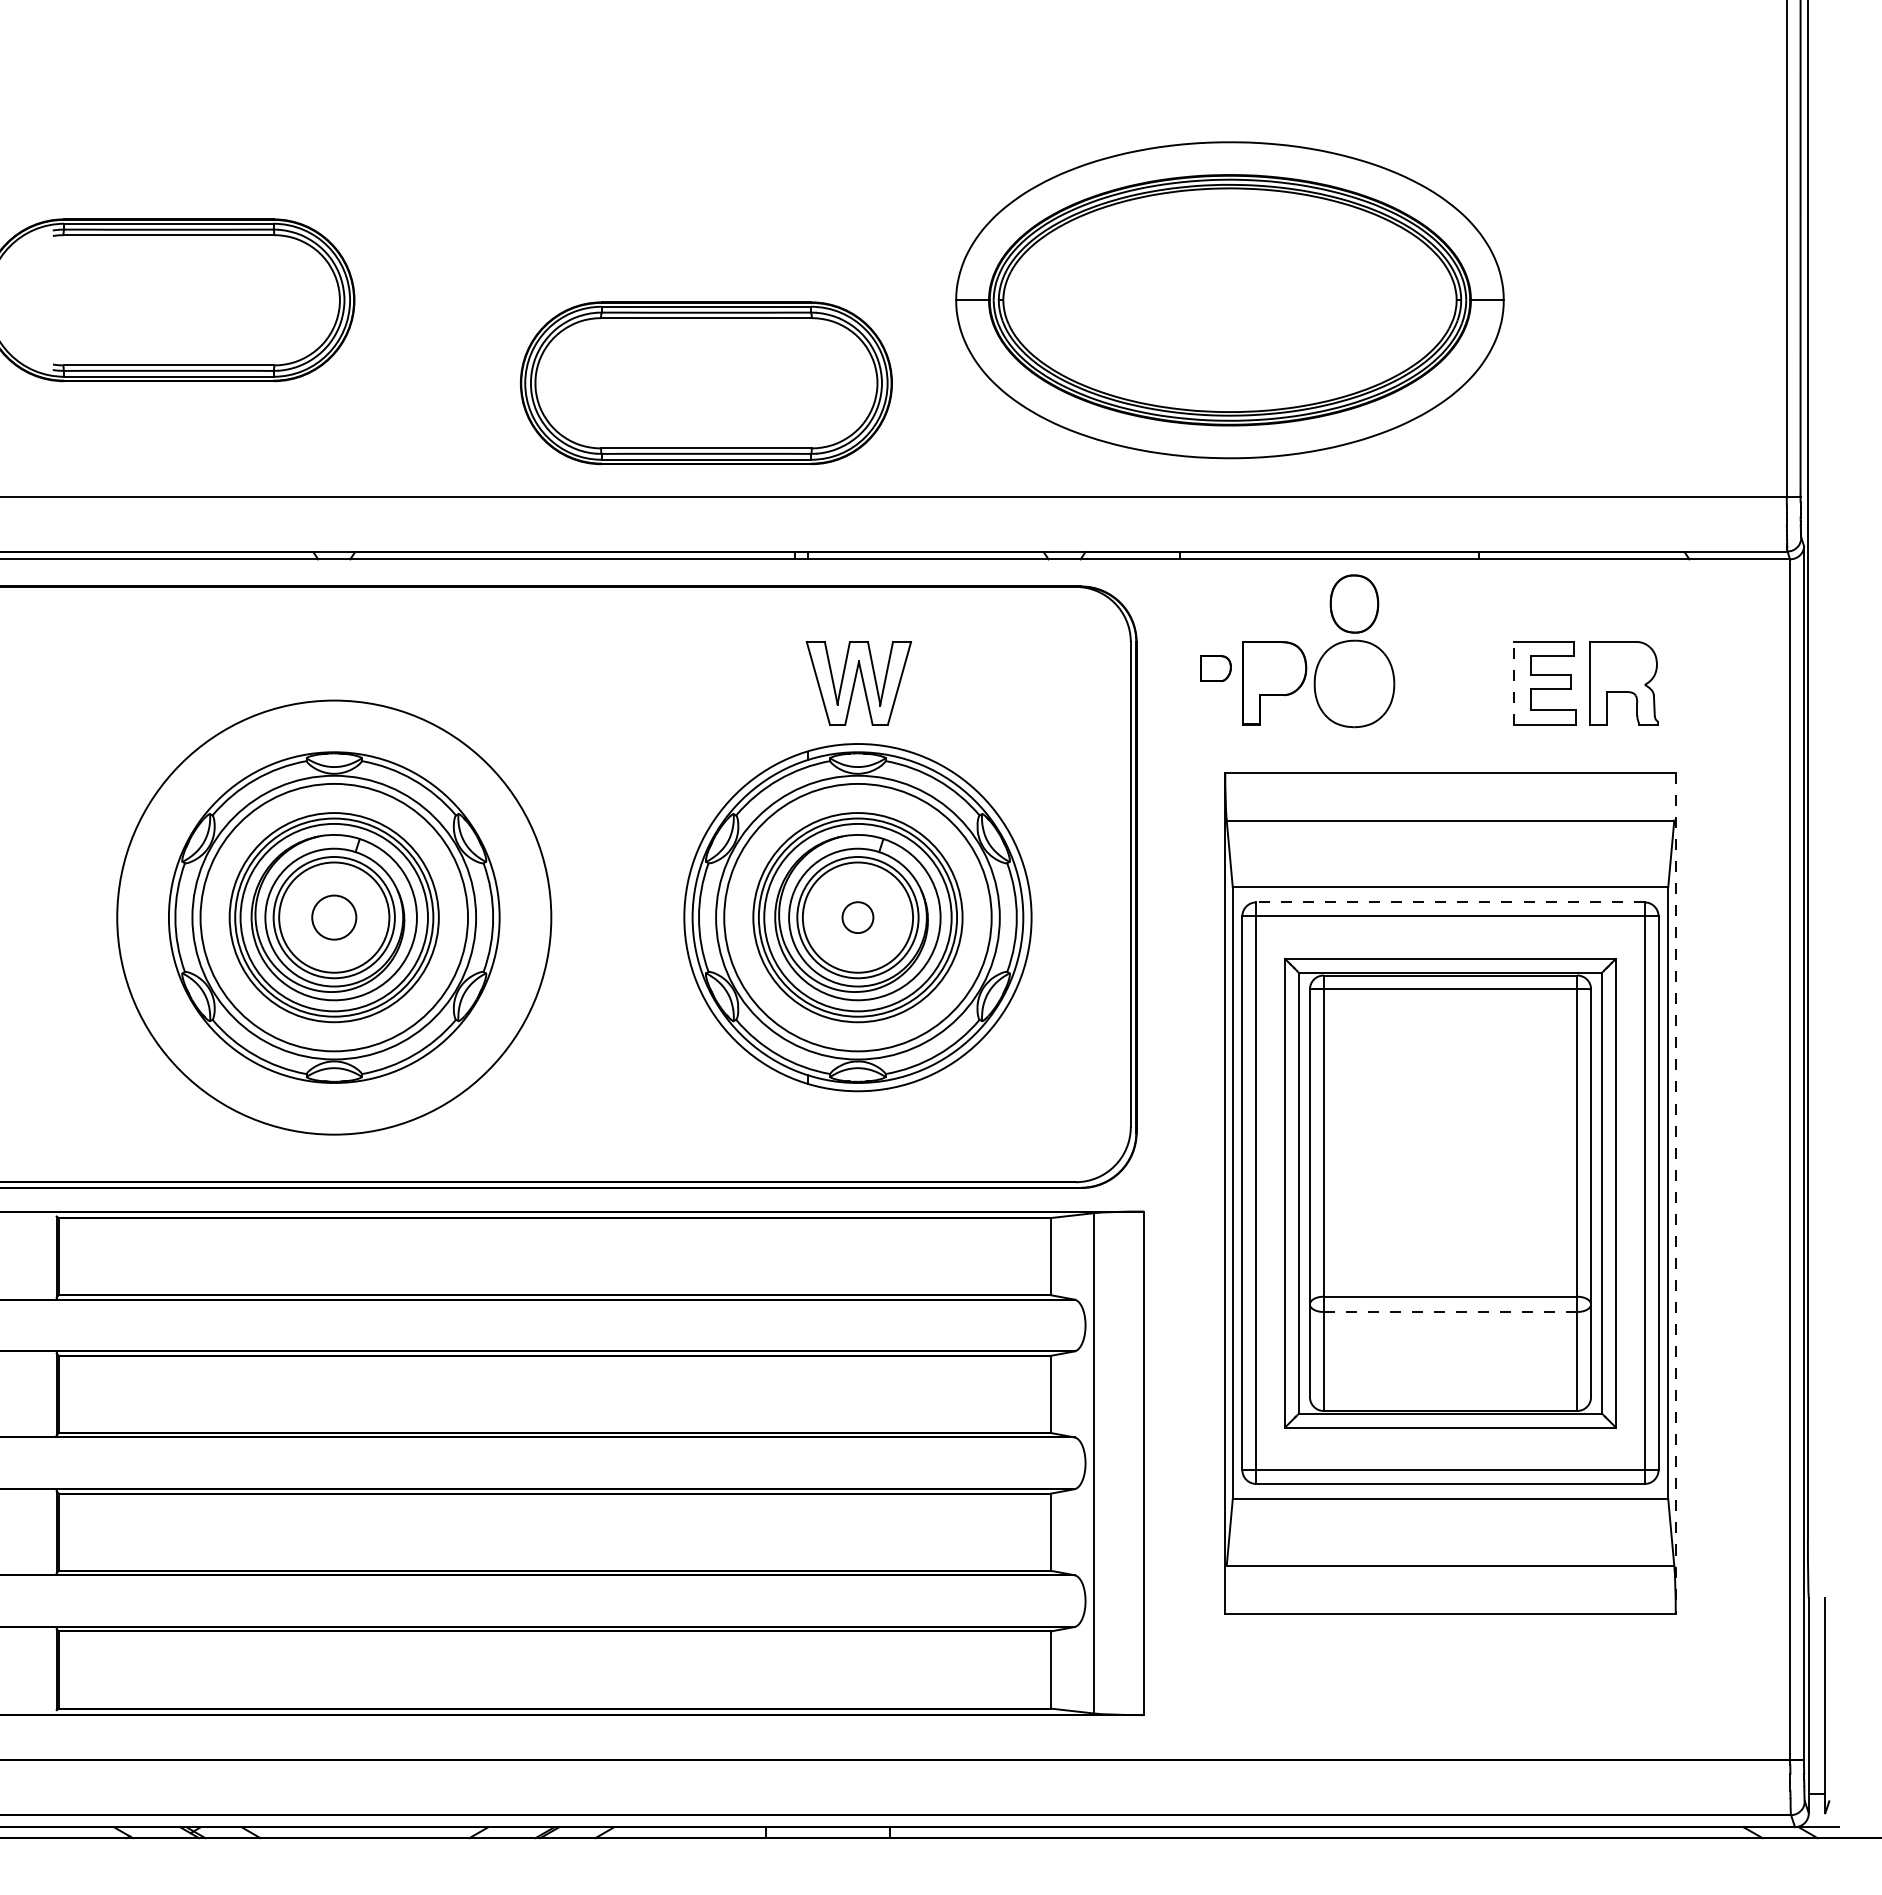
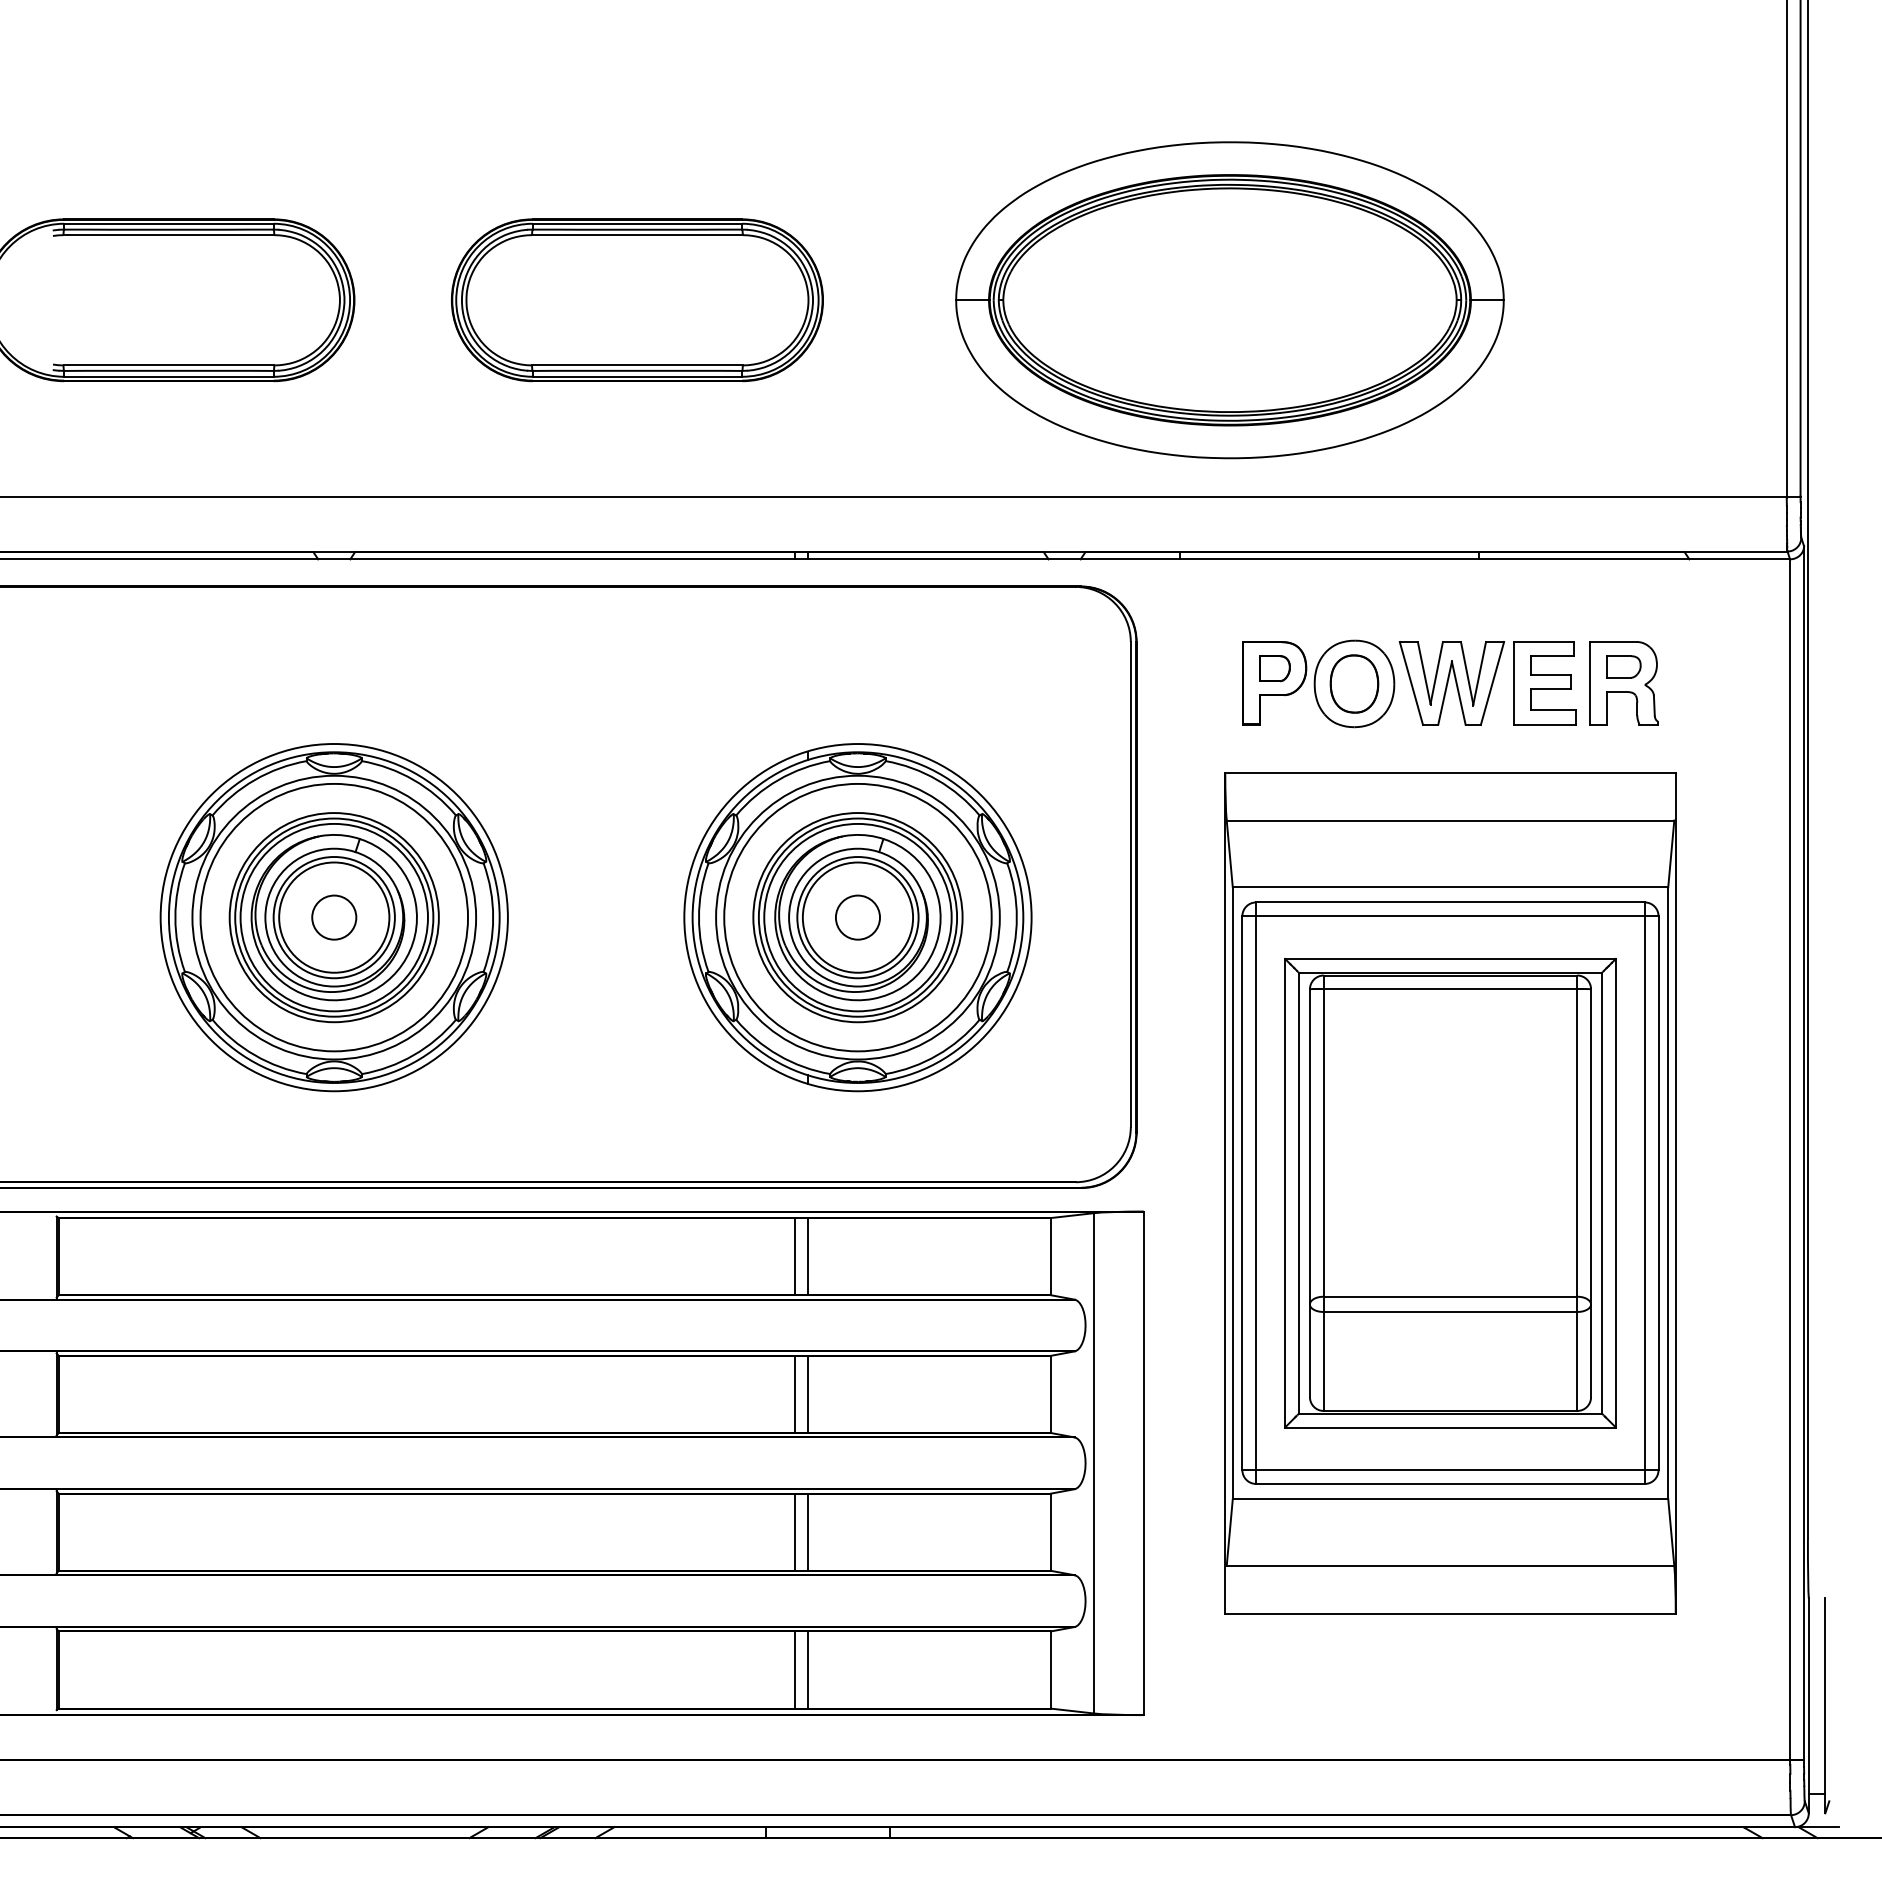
part position: (706, 383) -> (637, 300) (637, 300)
part position: (1354, 603) -> (1354, 683) (1354, 683)
part: none -> present (1623, 666)
part position: (1215, 668) -> (1274, 668) (1274, 668)
line: dashed -> solid (1514, 682)
part position: (858, 683) -> (1451, 683) (1451, 683)
line: dashed -> solid (1449, 902)
circle diameter: 434 px -> 347 px (333, 917)
circle diameter: 31 px -> 44 px (857, 917)
line: dashed -> solid (1675, 1193)
line: none -> present (794, 1256)
line: none -> present (808, 1256)
line: dashed -> solid (1450, 1311)
line: none -> present (794, 1394)
line: none -> present (808, 1394)
line: none -> present (794, 1531)
line: none -> present (808, 1531)
line: none -> present (794, 1669)
line: none -> present (808, 1669)
